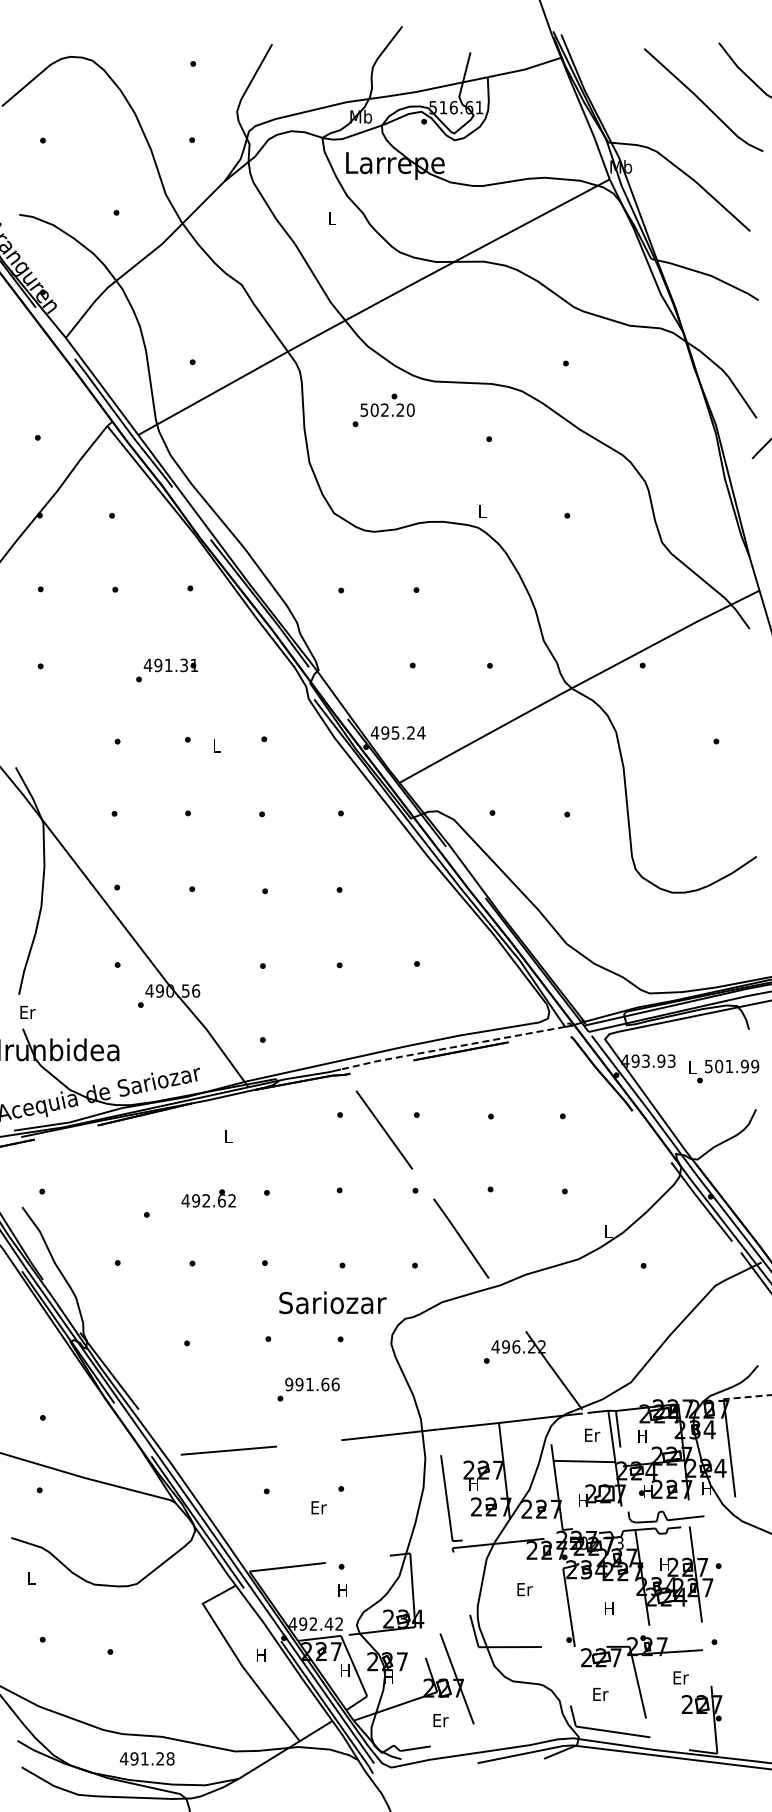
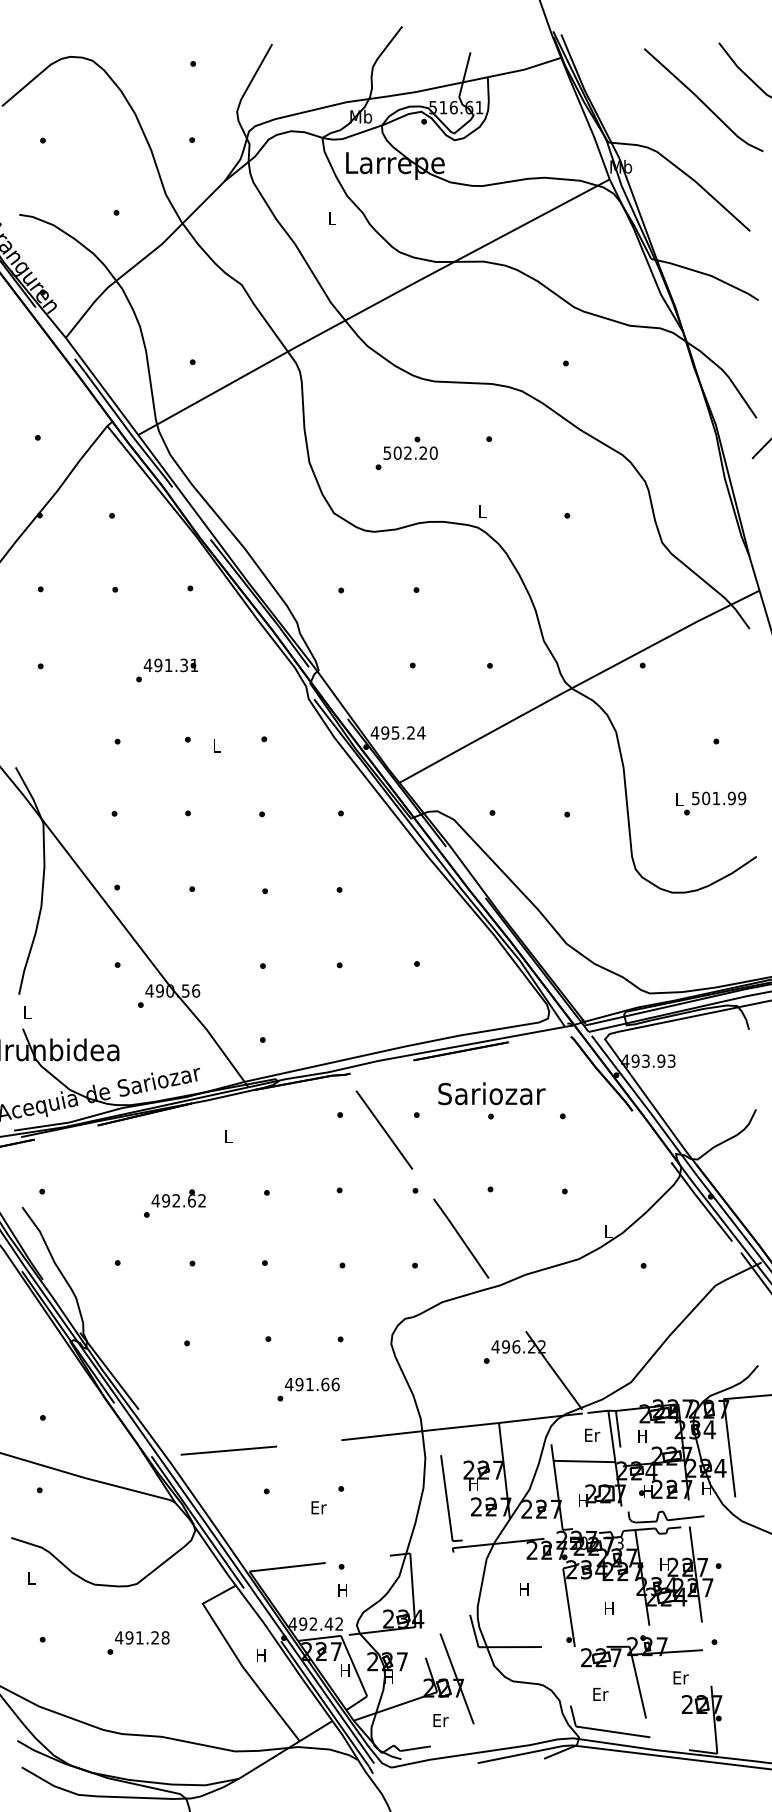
text position: (383, 410) -> (406, 453) (406, 453)
text: Er -> L (27, 1011)
line: dashed -> solid (452, 1047)
text position: (724, 1071) -> (711, 803) (711, 803)
text position: (208, 1198) -> (178, 1198) (178, 1198)
text position: (332, 1302) -> (491, 1093) (491, 1093)
text: 991.66 -> 491.66 (289, 1384)
line: dashed -> solid (746, 1397)
text: Er -> H (524, 1589)
text position: (147, 1758) -> (142, 1637) (142, 1637)
